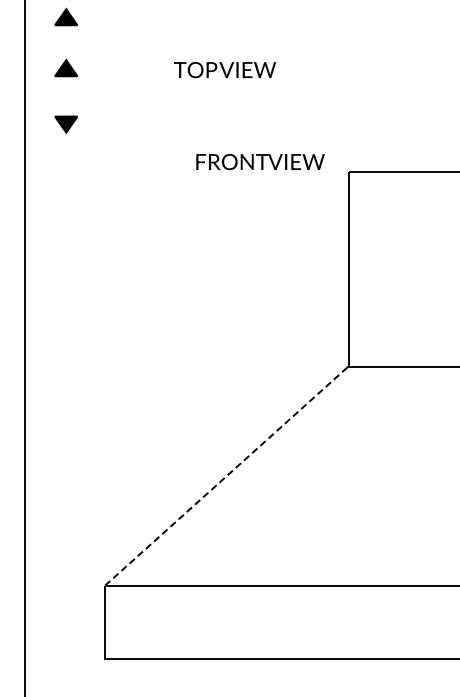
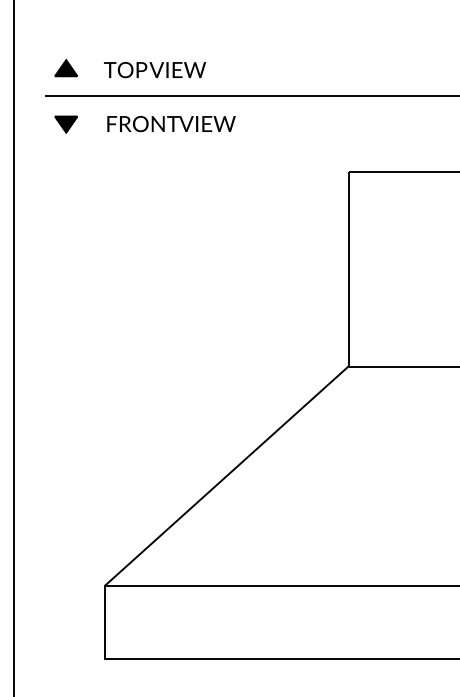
part: present -> none (65, 16)
text position: (225, 70) -> (155, 70) (155, 70)
line: none -> present (250, 96)
text position: (260, 162) -> (171, 124) (171, 124)
line position: (24, 347) -> (13, 347) (13, 347)
line: dashed -> solid (226, 475)
